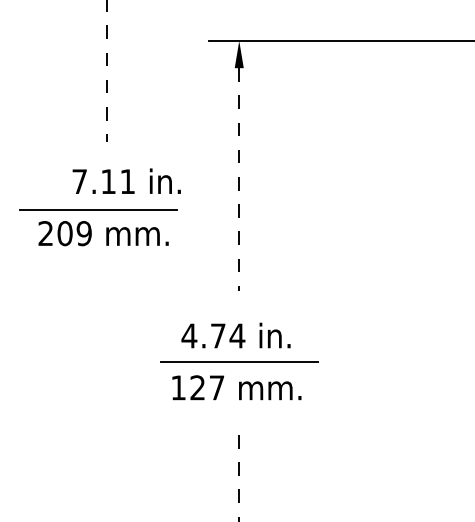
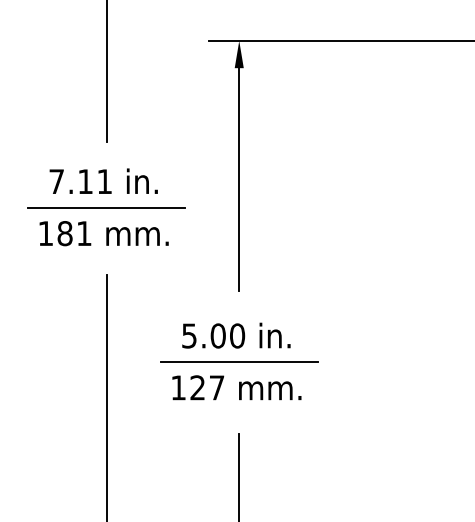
line: dashed -> solid (106, 71)
line: dashed -> solid (239, 179)
text position: (126, 180) -> (103, 180) (103, 180)
line position: (98, 209) -> (106, 207) (106, 207)
text: 209 -> 181 (64, 233)
text: 4.74 -> 5.00 (213, 335)
line: none -> present (106, 396)
line: dashed -> solid (239, 477)
